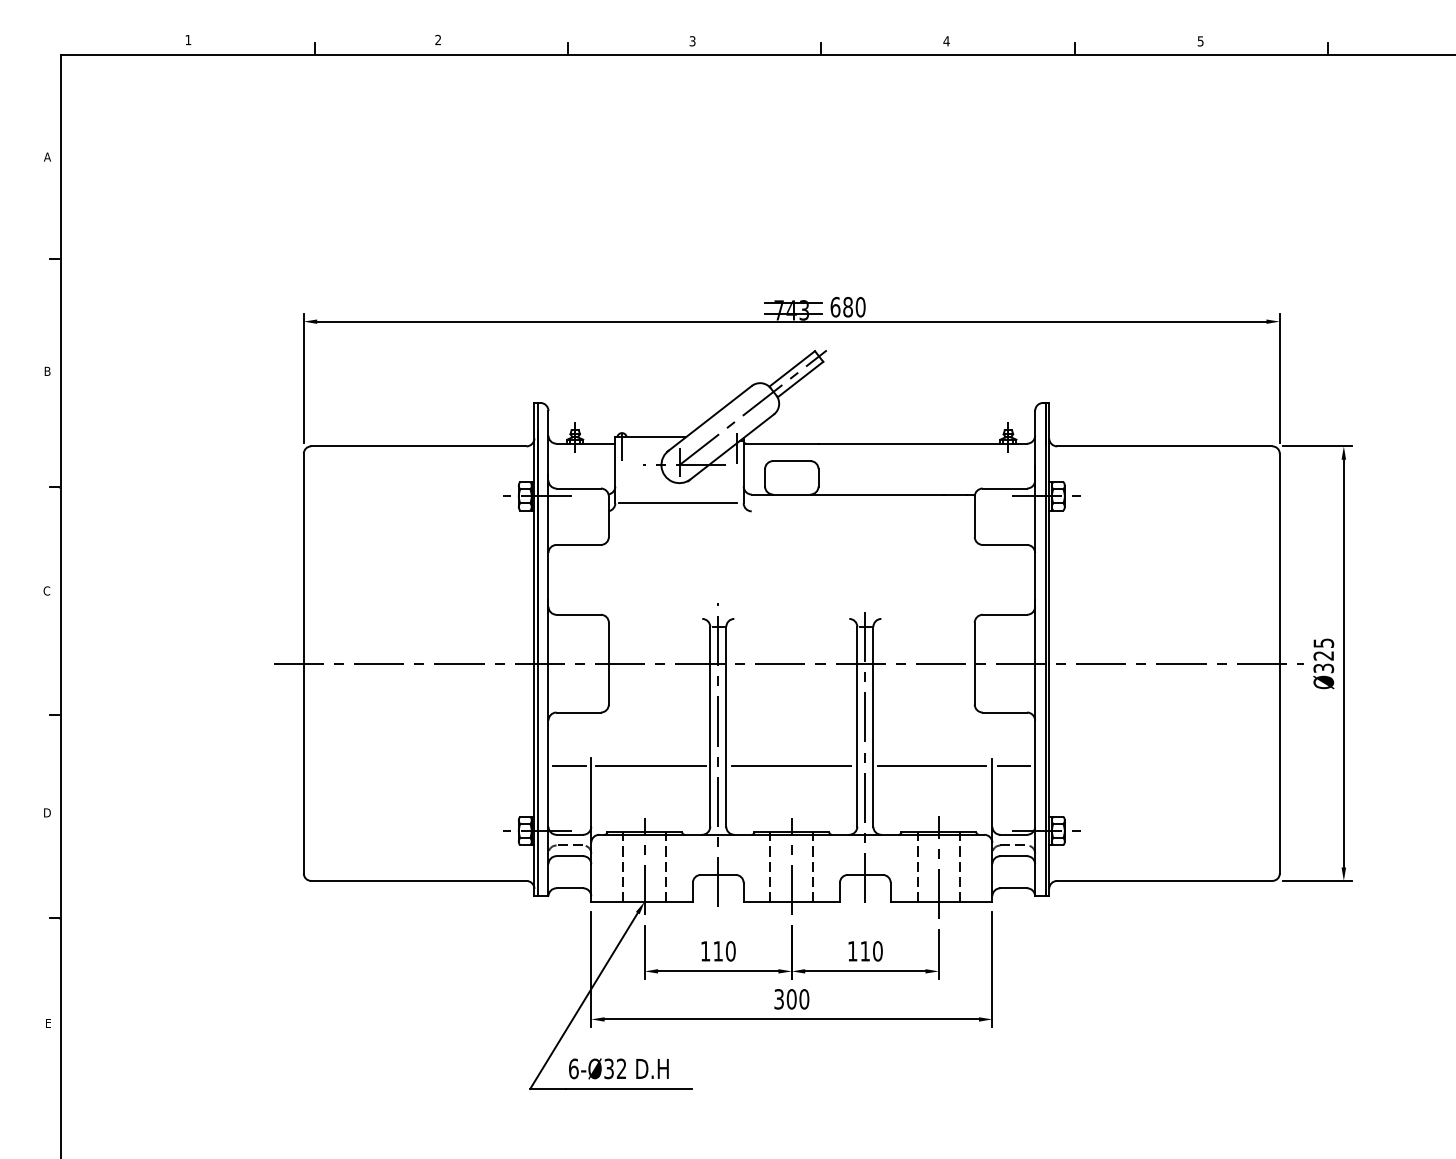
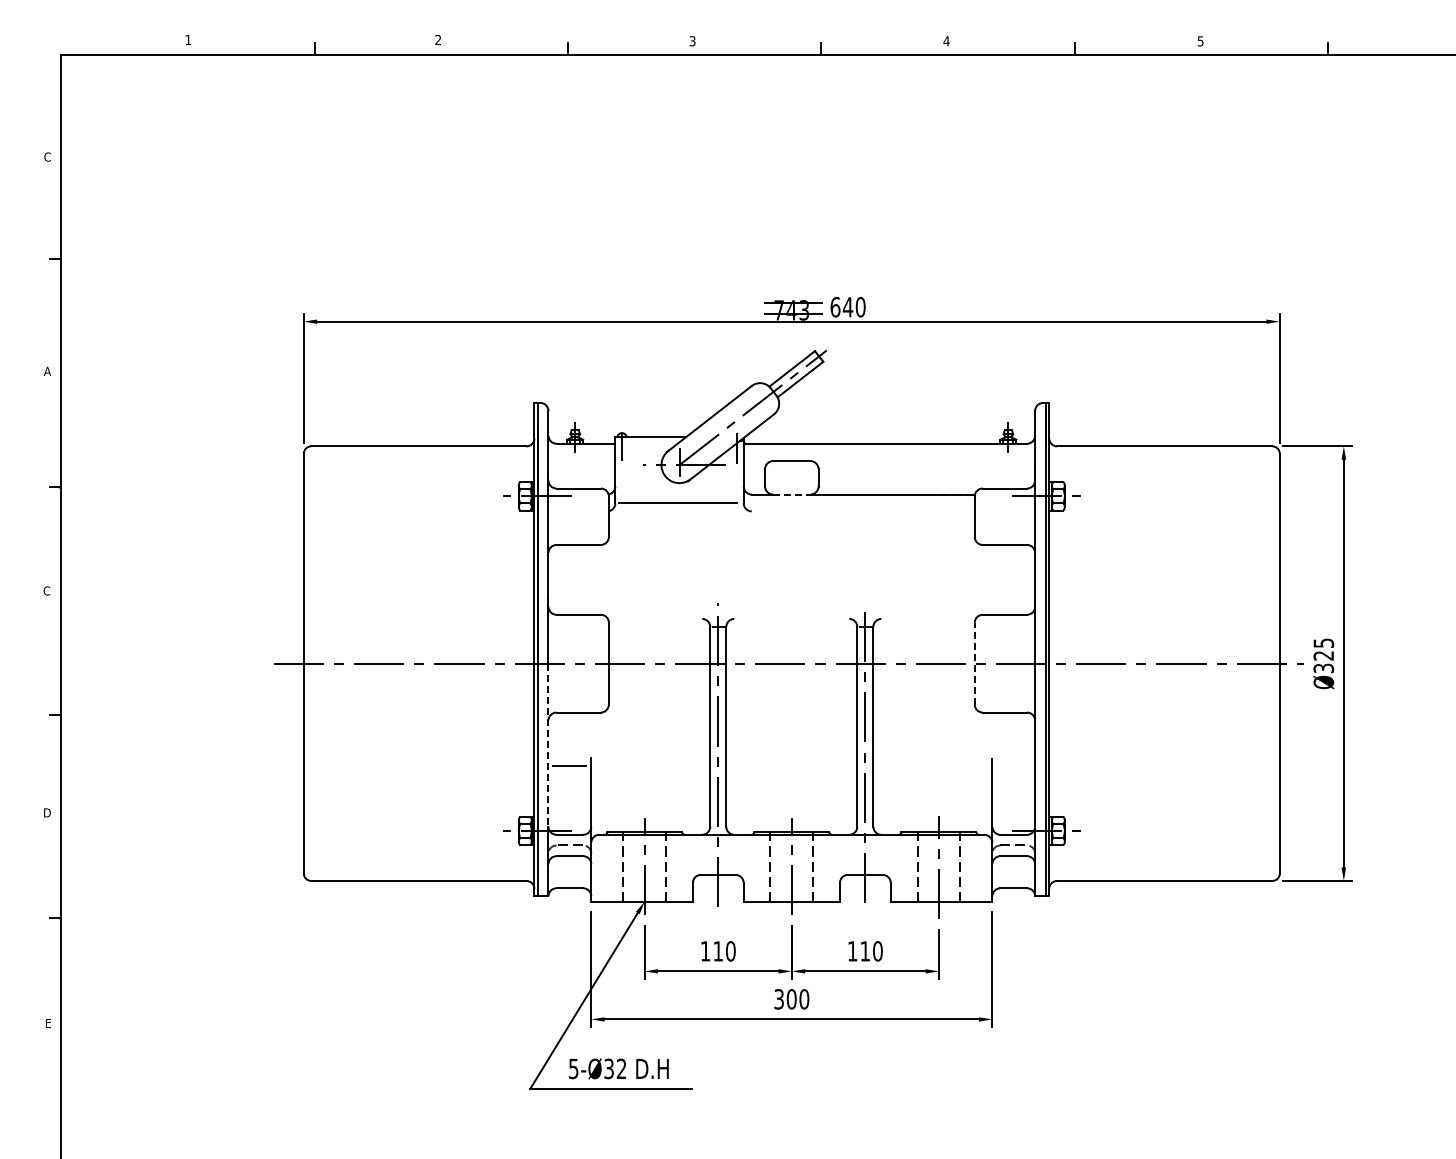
text: A -> C (47, 156)
text: 680 -> 640 (847, 306)
text: B -> A (47, 370)
line: solid -> dashed (791, 494)
line: solid -> dashed (974, 663)
line: solid -> dashed (548, 745)
line: present -> none (650, 766)
line: present -> none (791, 766)
line: present -> none (931, 766)
line: present -> none (1013, 766)
text: 6-Ø32 -> 5-Ø32 (573, 1068)
